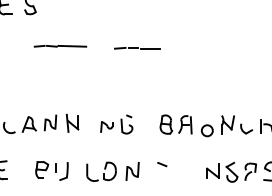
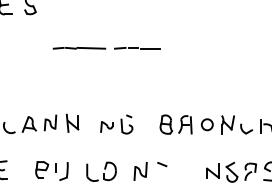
line position: (60, 46) -> (79, 48) (79, 48)
circle position: (207, 130) -> (207, 124) (207, 124)
part position: (132, 171) -> (140, 171) (140, 171)
